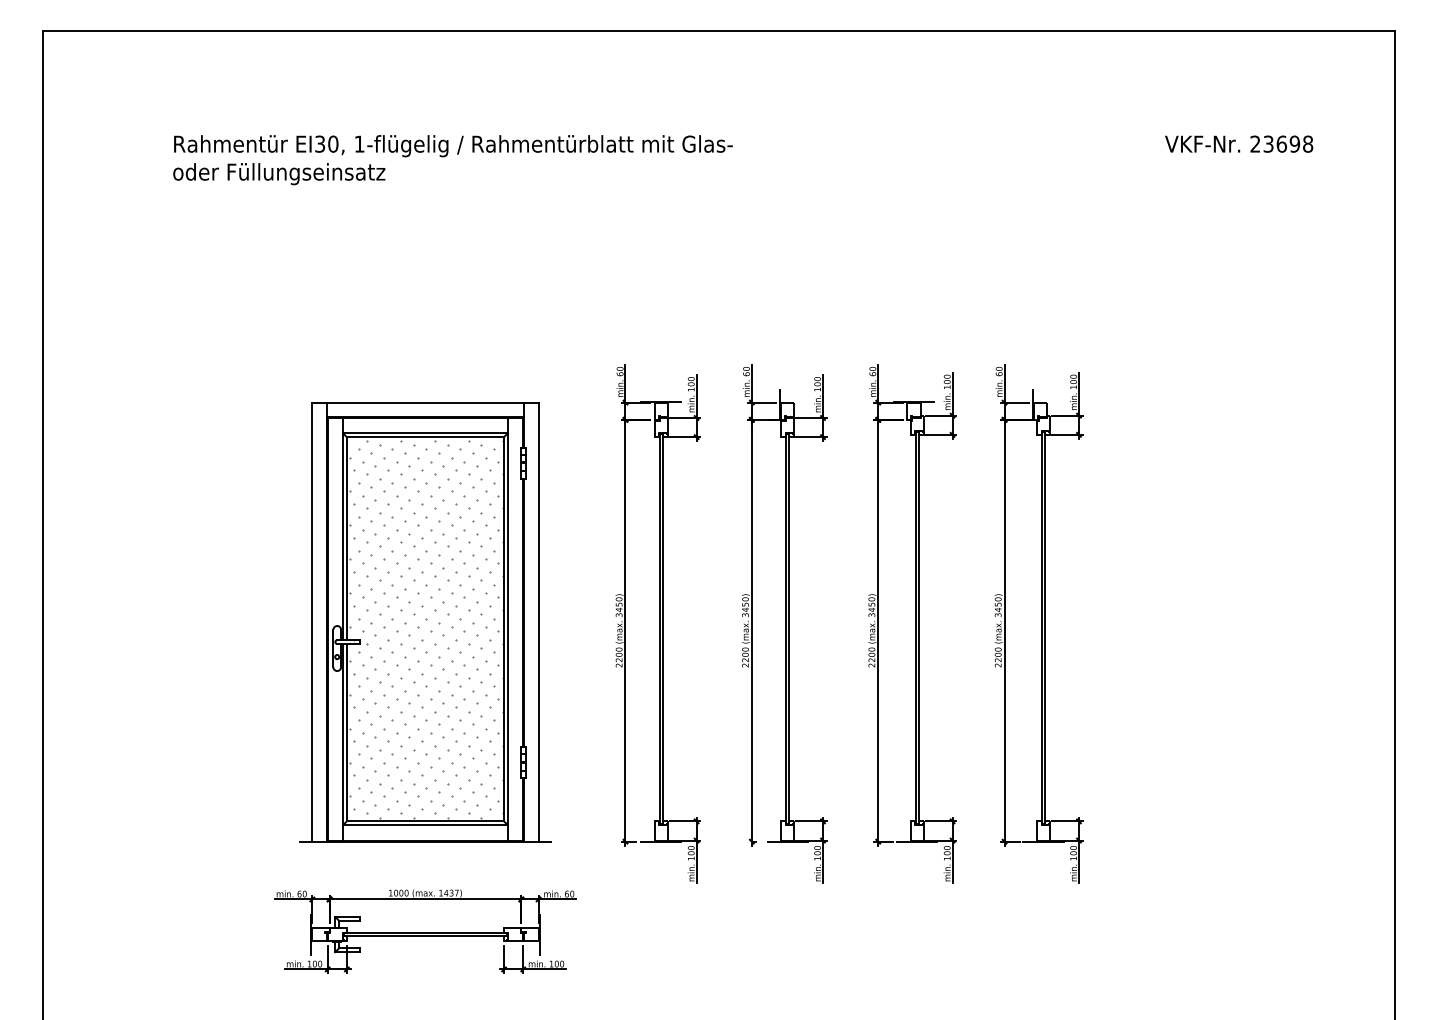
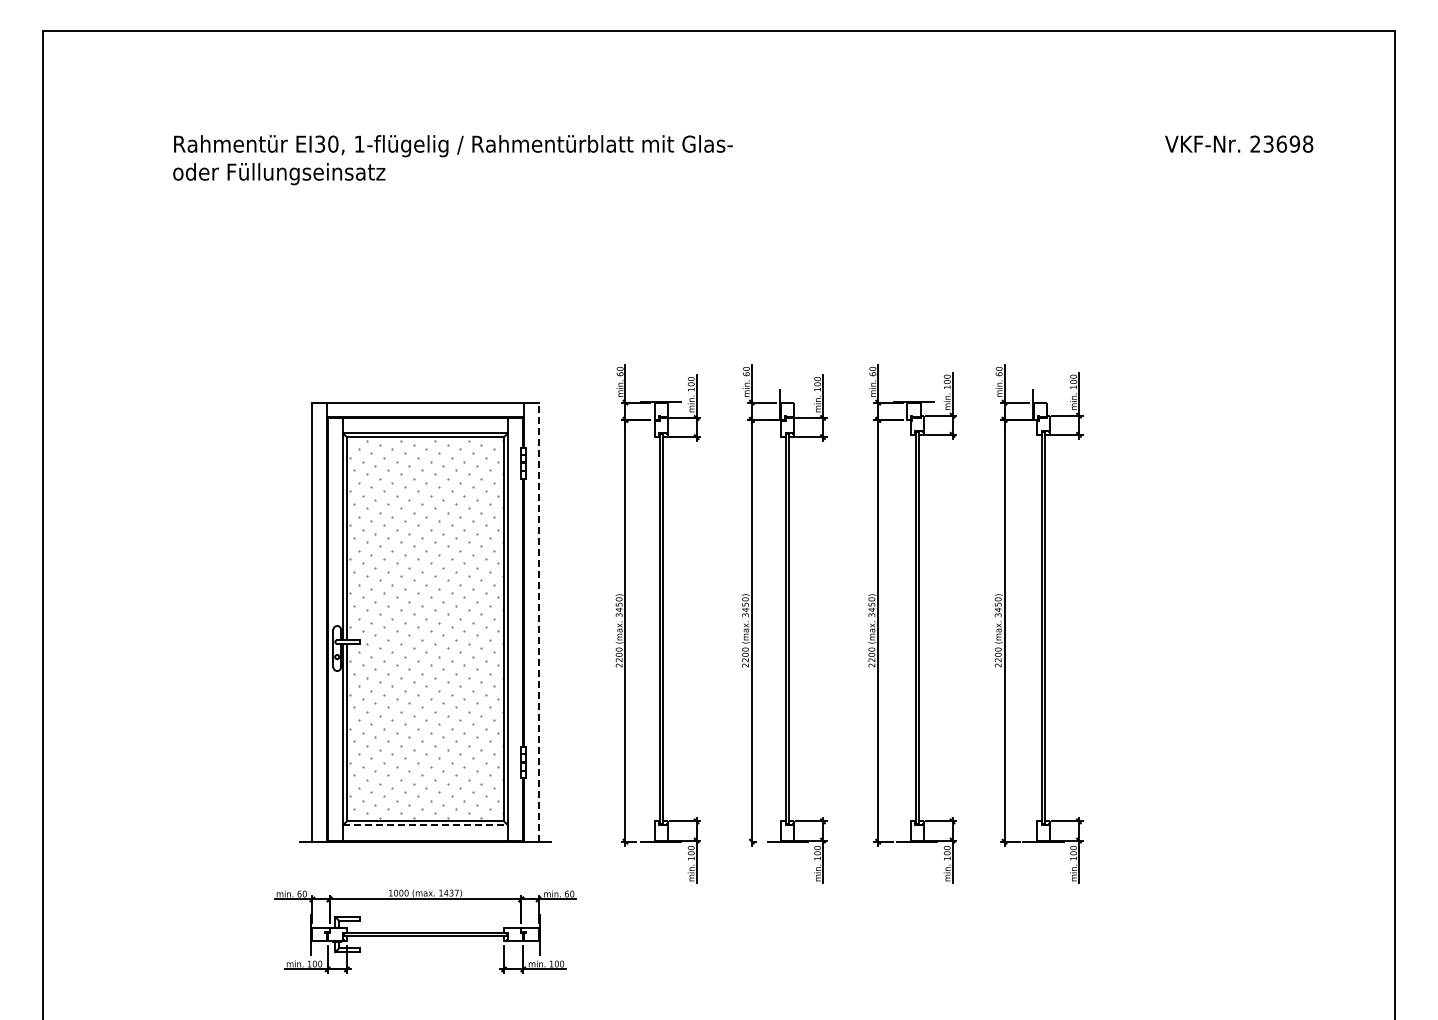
line: solid -> dashed (538, 622)
line: solid -> dashed (425, 825)
